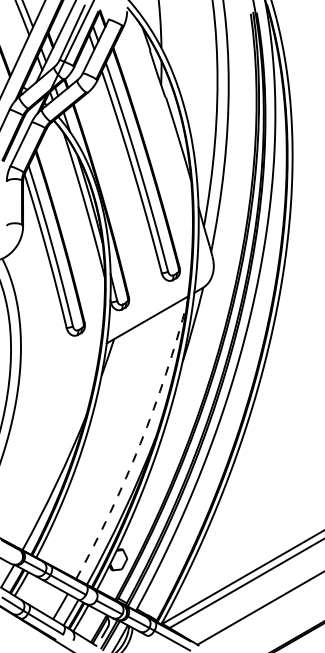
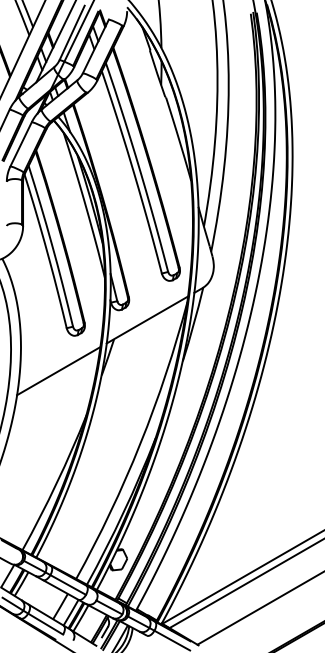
line: none -> present (58, 371)
arc: dashed -> solid (140, 443)
